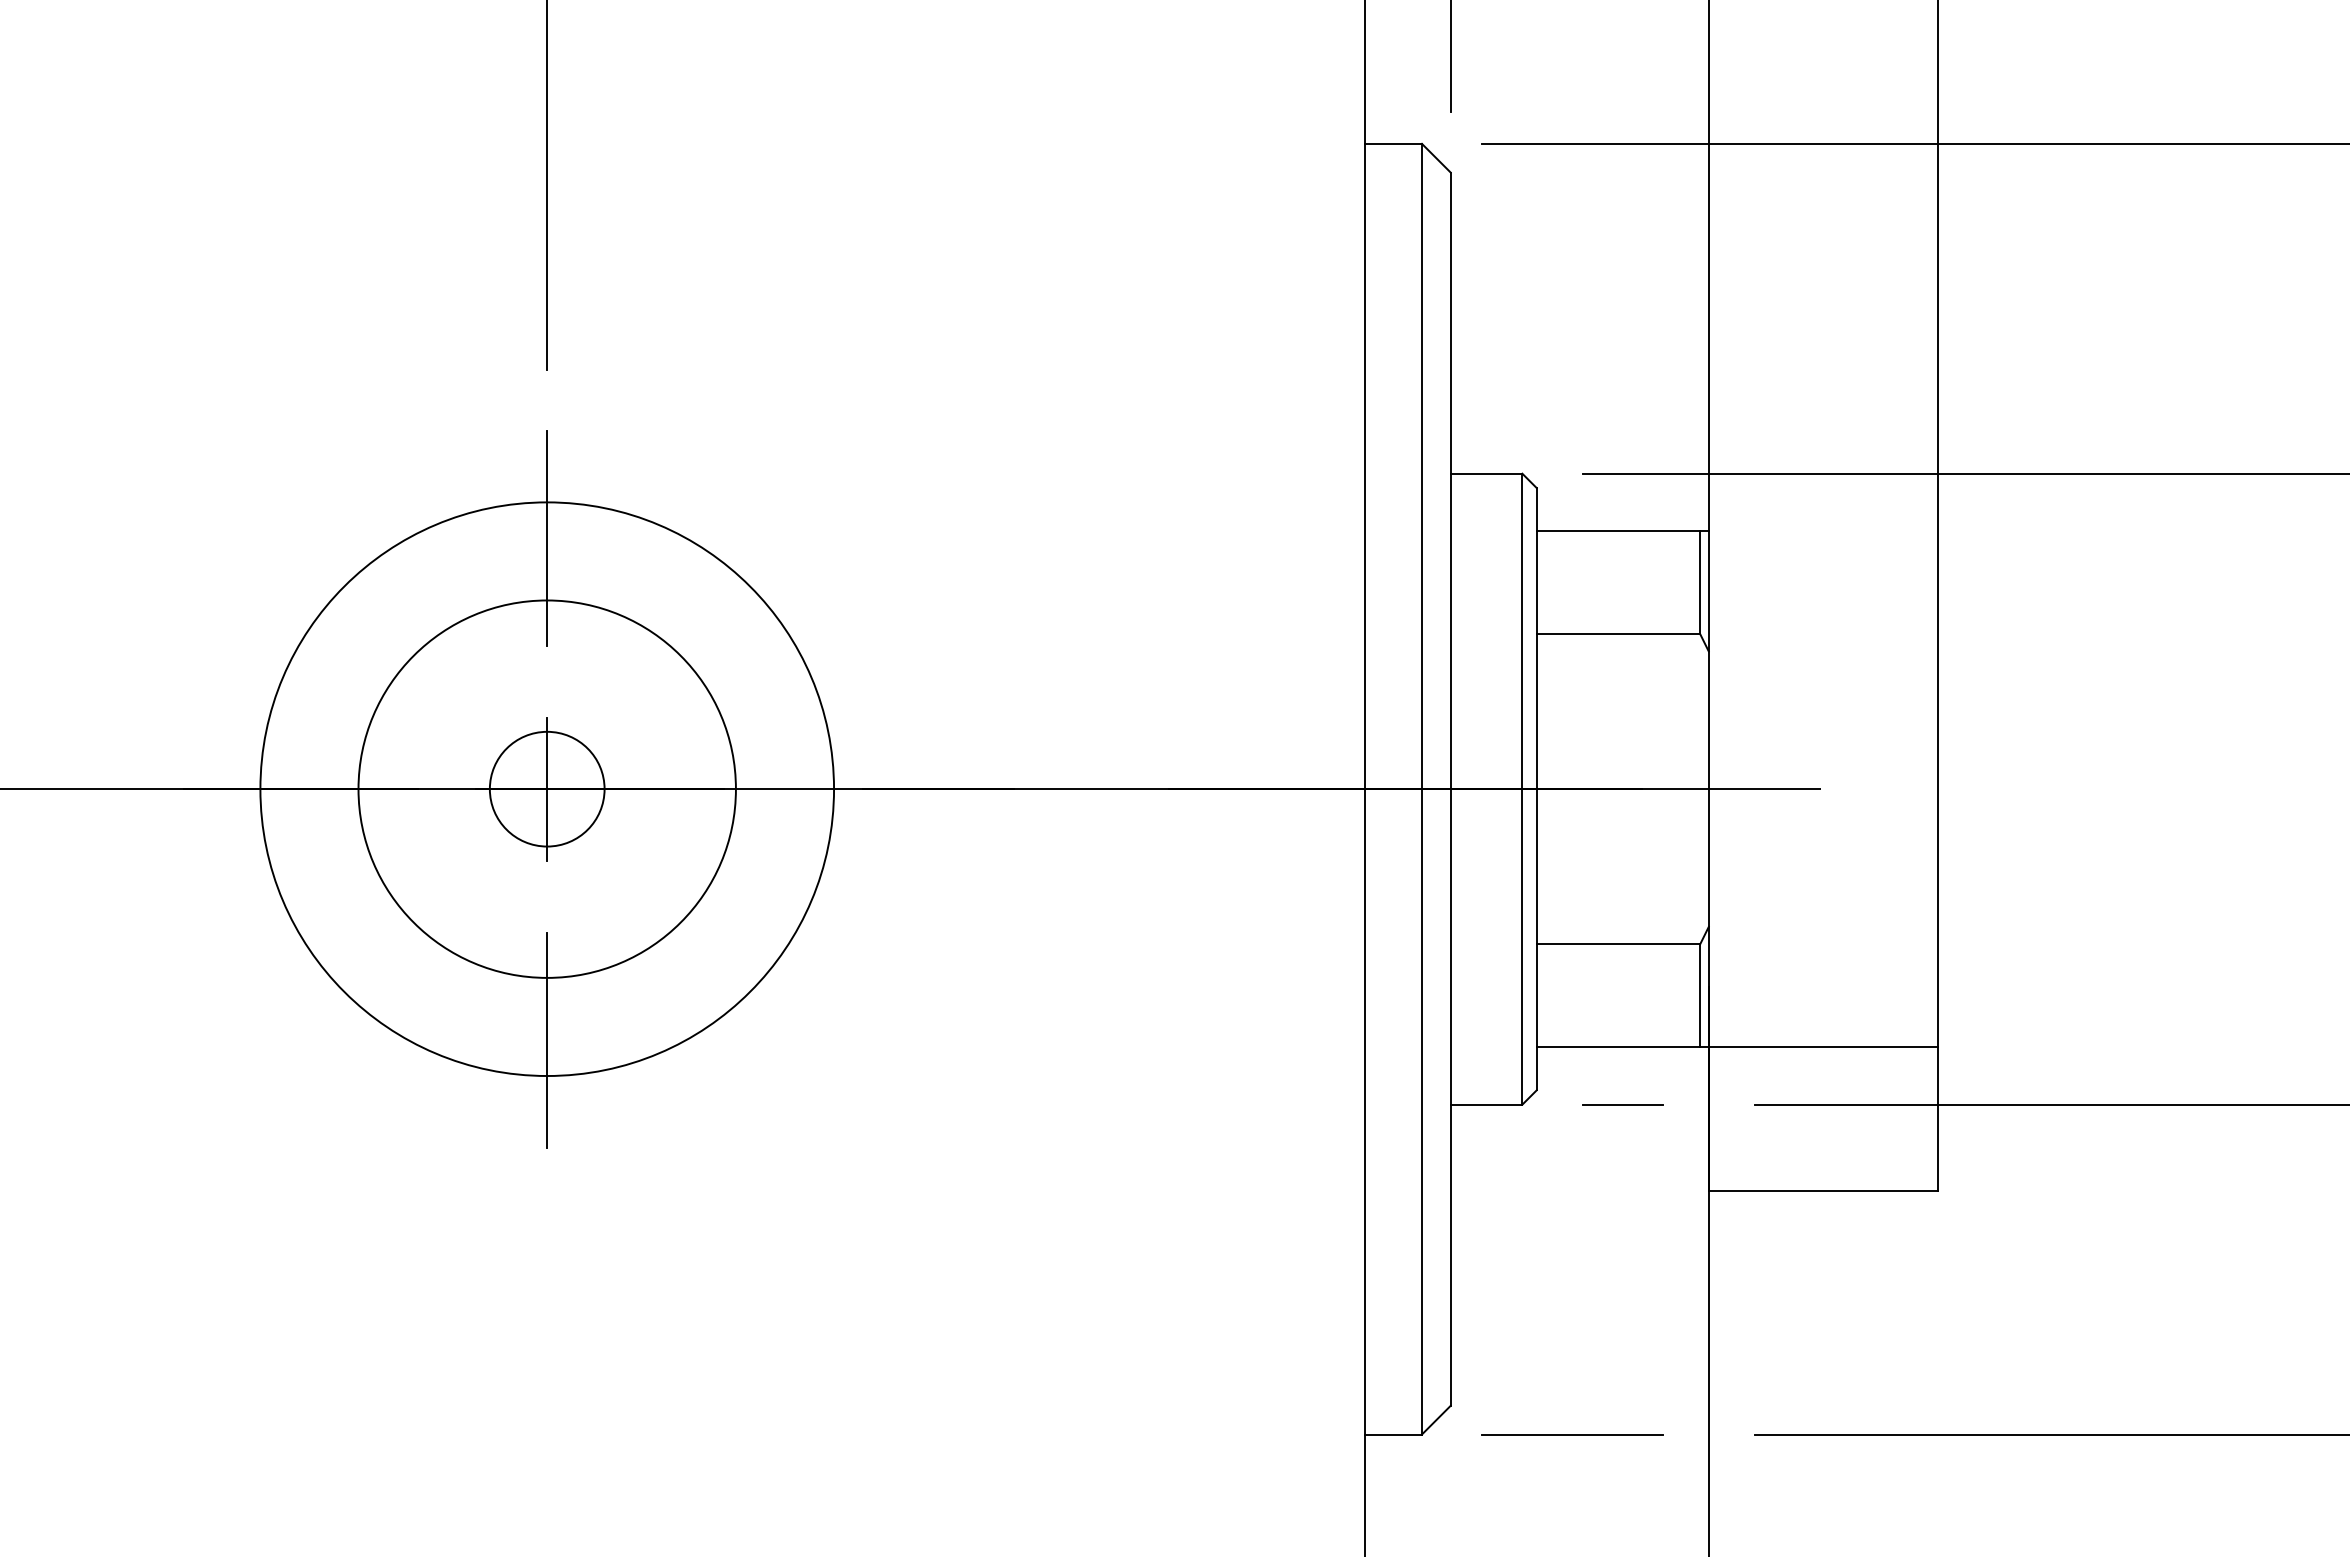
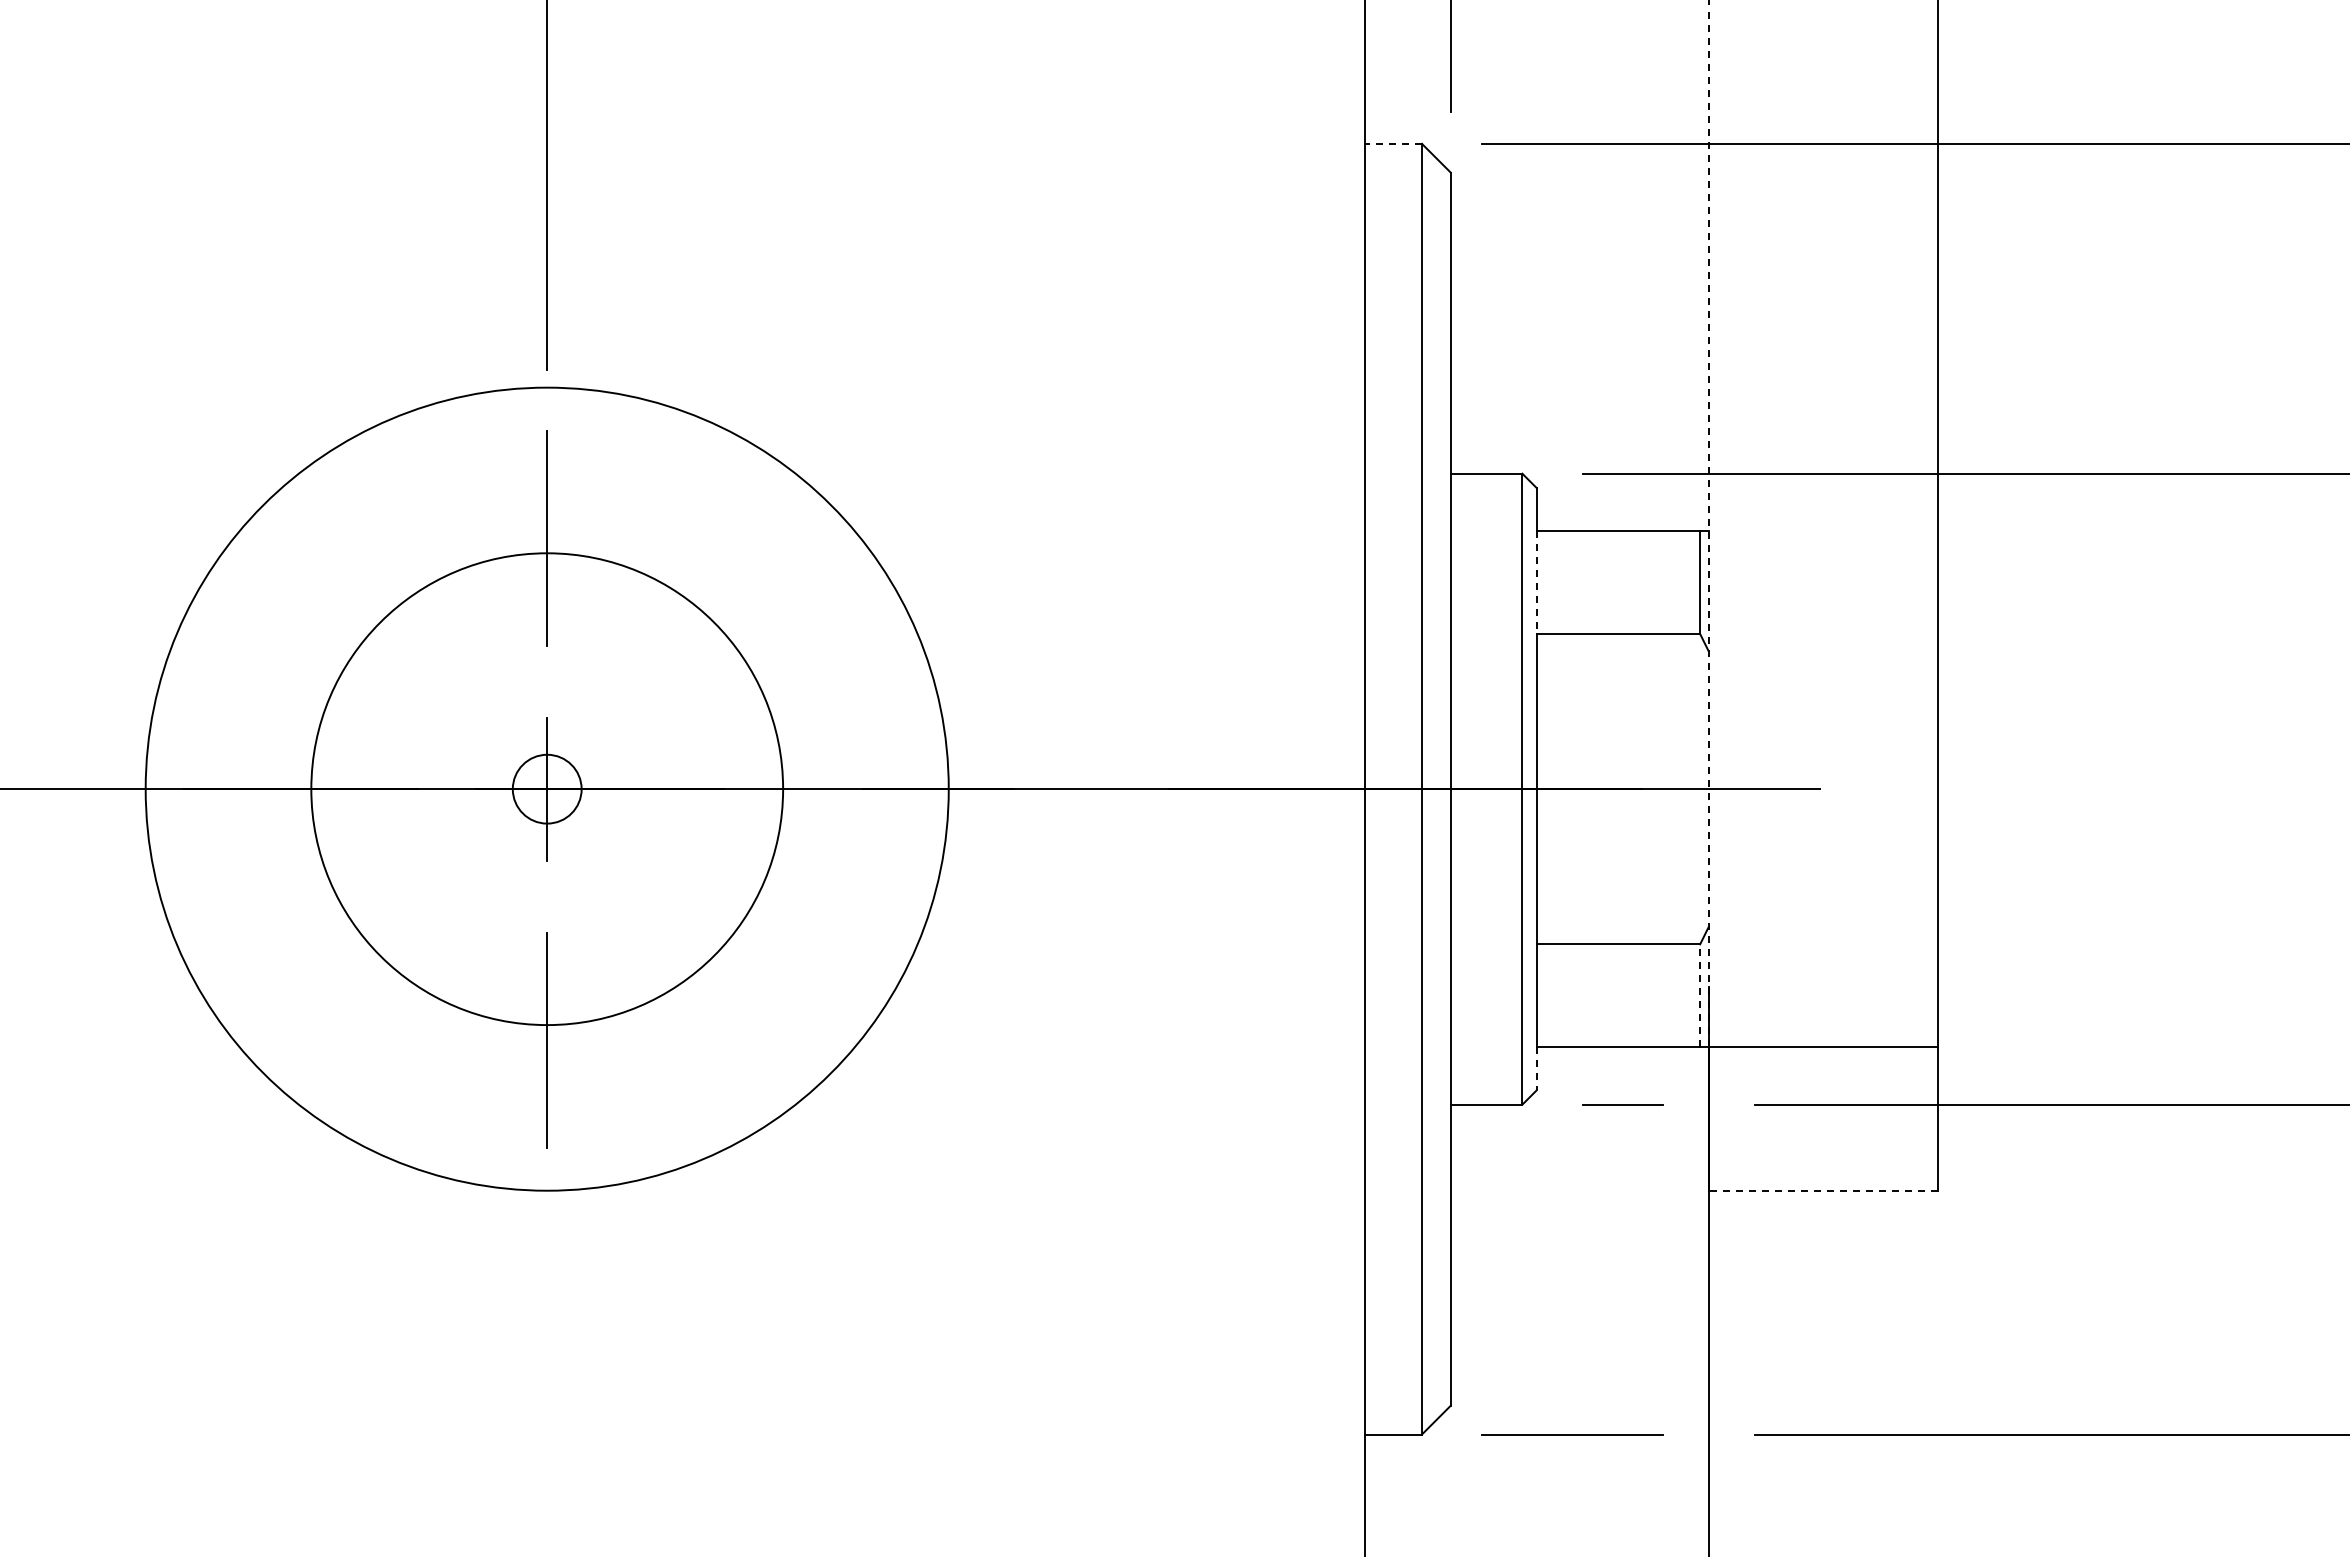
line: solid -> dashed (1393, 143)
line: solid -> dashed (1708, 523)
line: solid -> dashed (1536, 582)
circle diameter: 115 px -> 69 px (546, 788)
circle diameter: 377 px -> 472 px (547, 789)
circle diameter: 574 px -> 803 px (546, 788)
line: solid -> dashed (1700, 995)
line: solid -> dashed (1536, 1068)
line: solid -> dashed (1823, 1190)
